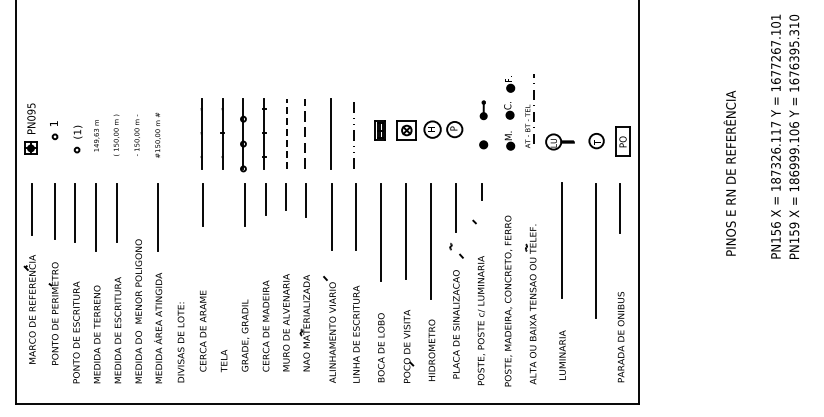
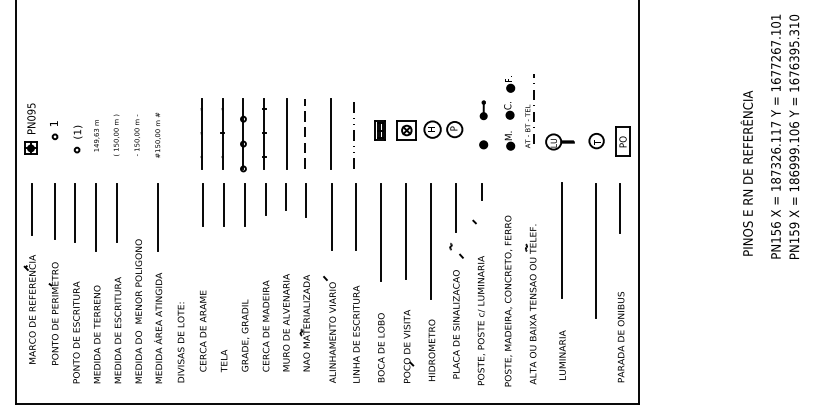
line: dashed -> solid (286, 133)
text position: (729, 172) -> (746, 172) (746, 172)
line: none -> present (223, 204)
